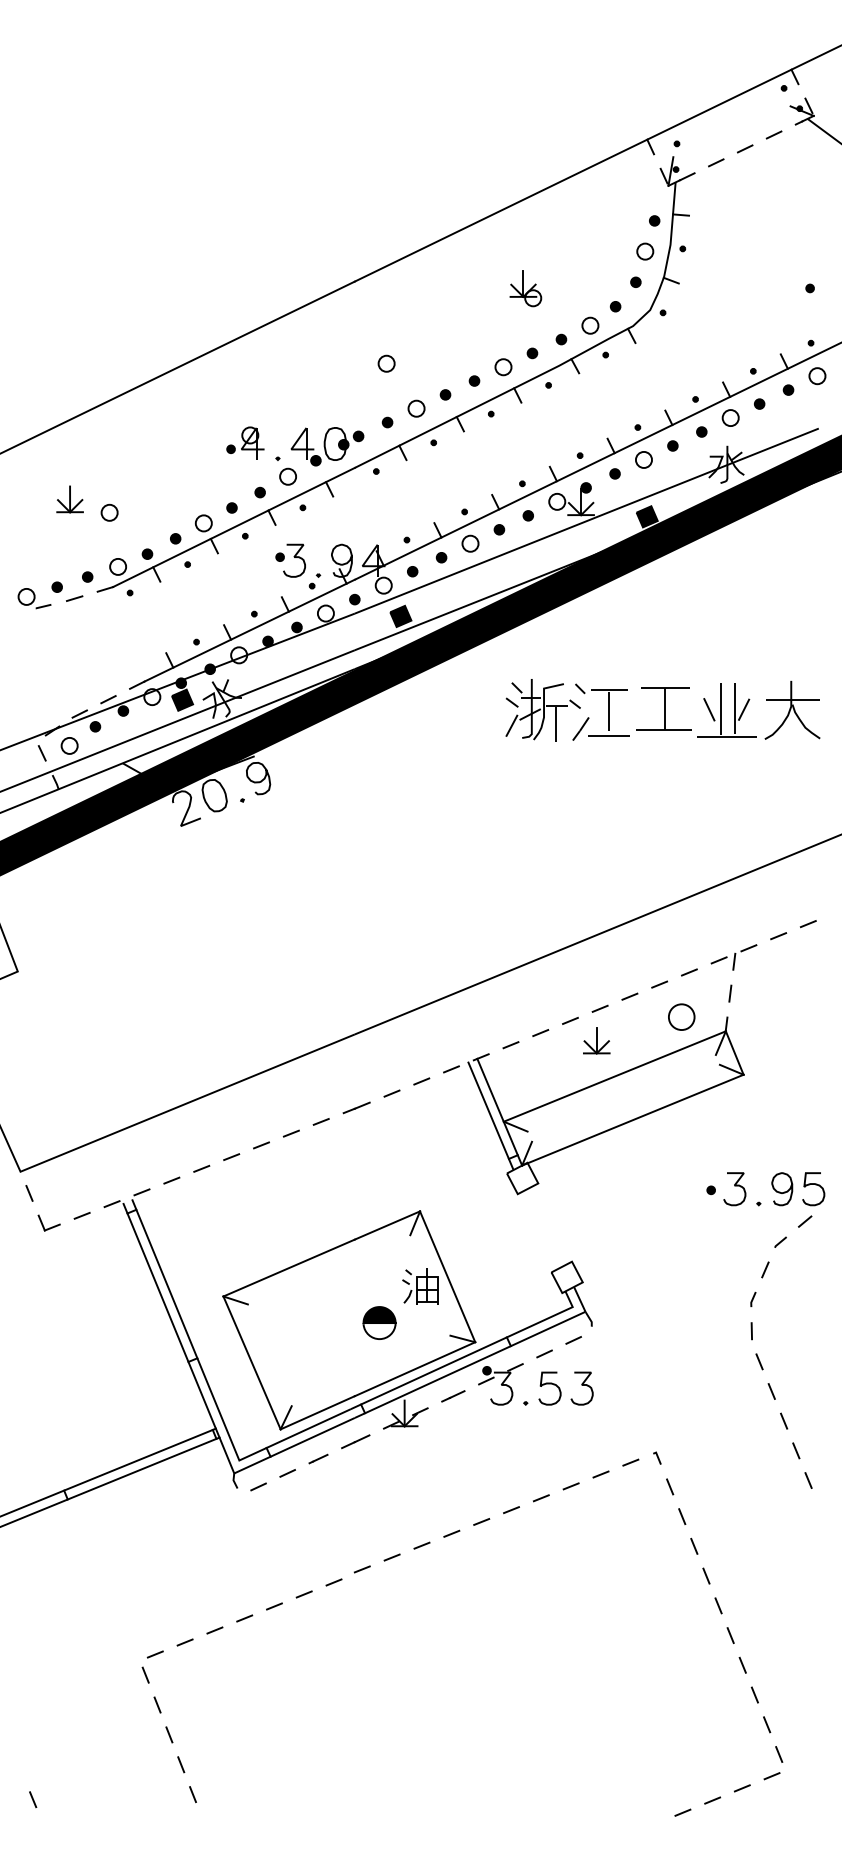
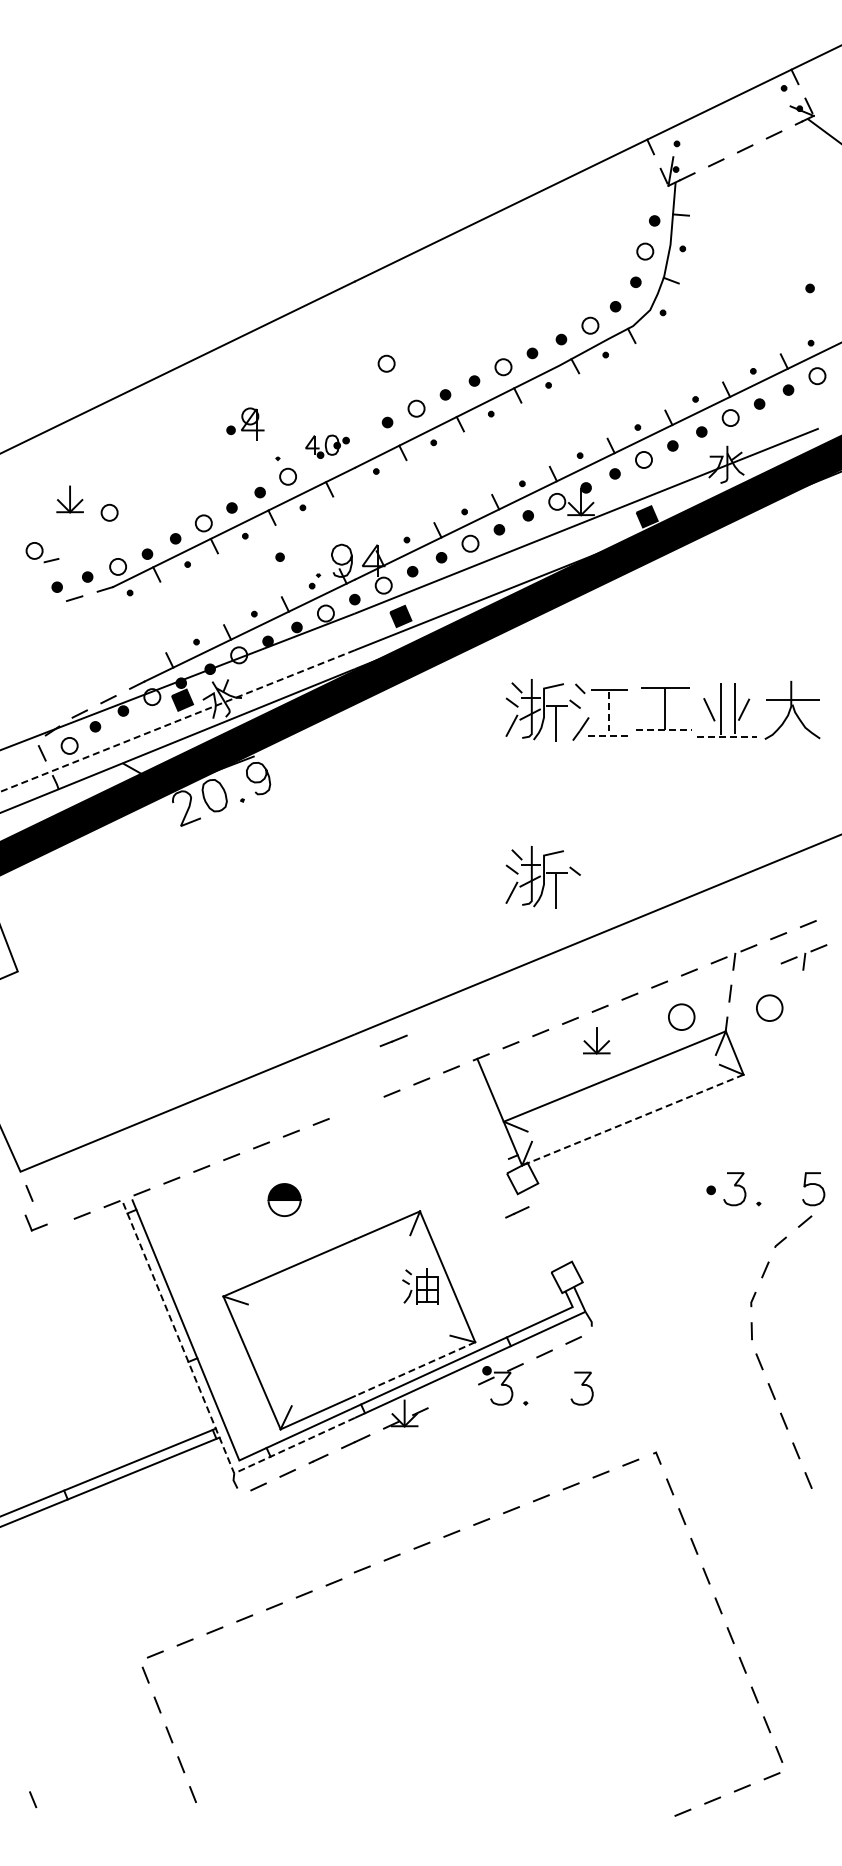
part: present -> none (525, 288)
part position: (245, 442) -> (245, 423) (245, 423)
part size: 75x40 px -> 45x25 px (327, 446)
curve: present -> none (294, 557)
part position: (34, 598) -> (42, 552) (42, 552)
line: solid -> dashed (608, 712)
line: solid -> dashed (177, 721)
line: solid -> dashed (664, 730)
line: solid -> dashed (609, 736)
line: solid -> dashed (727, 737)
part: none -> present (542, 877)
part: none -> present (803, 957)
circle: none -> present (769, 1007)
line position: (356, 1107) -> (393, 1040) (393, 1040)
line: present -> none (490, 1115)
line: solid -> dashed (632, 1120)
curve: present -> none (780, 1191)
part position: (48, 1222) -> (35, 1222) (35, 1222)
part position: (379, 1322) -> (284, 1199) (284, 1199)
line: solid -> dashed (415, 1369)
curve: present -> none (549, 1384)
line position: (453, 1396) -> (517, 1212) (517, 1212)
line: solid -> dashed (204, 1400)
